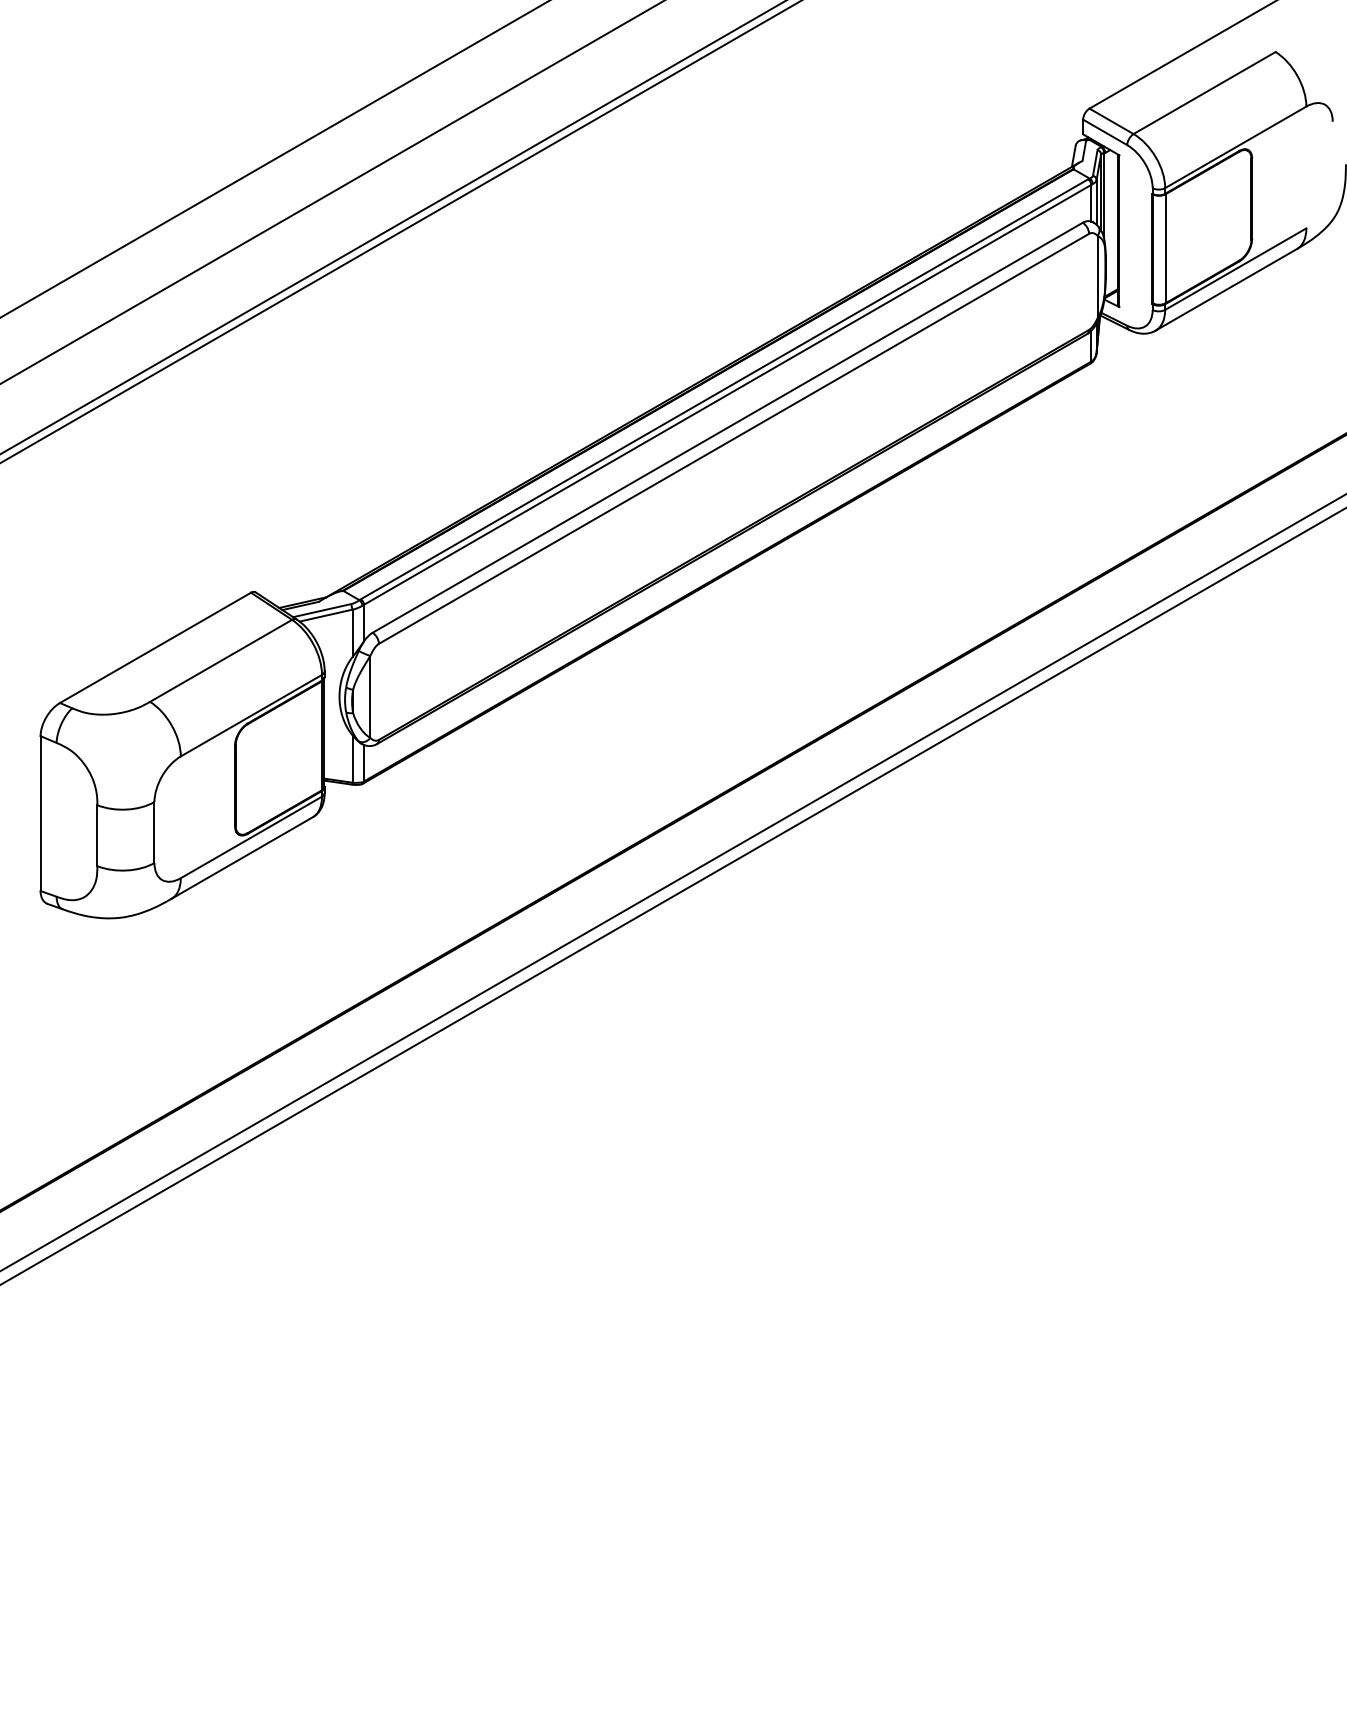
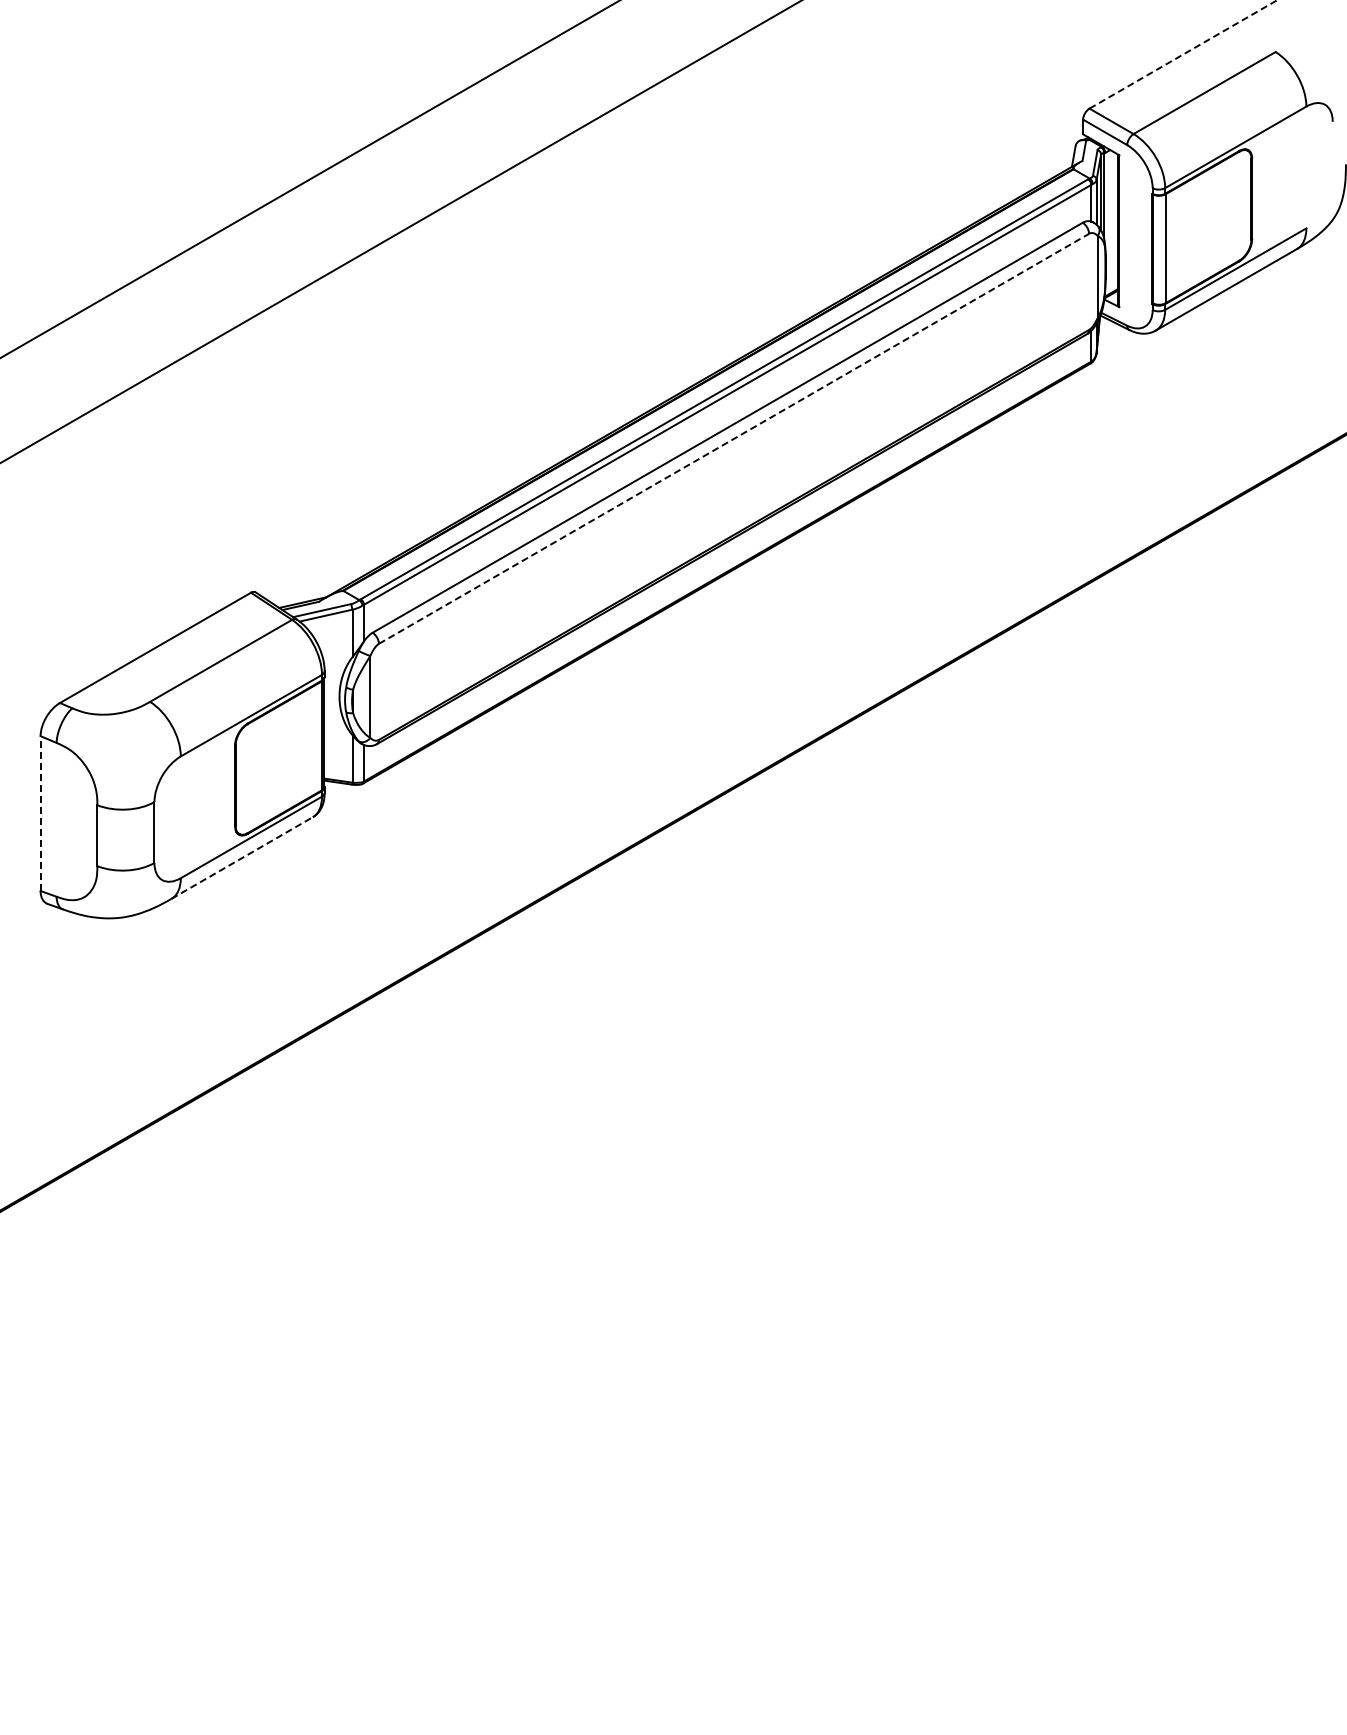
line: solid -> dashed (1183, 54)
line position: (274, 159) -> (309, 179) (309, 179)
line: present -> none (331, 192)
line: present -> none (392, 227)
line: solid -> dashed (734, 438)
line: solid -> dashed (40, 813)
line: solid -> dashed (242, 858)
line: present -> none (672, 882)
line: present -> none (672, 896)
